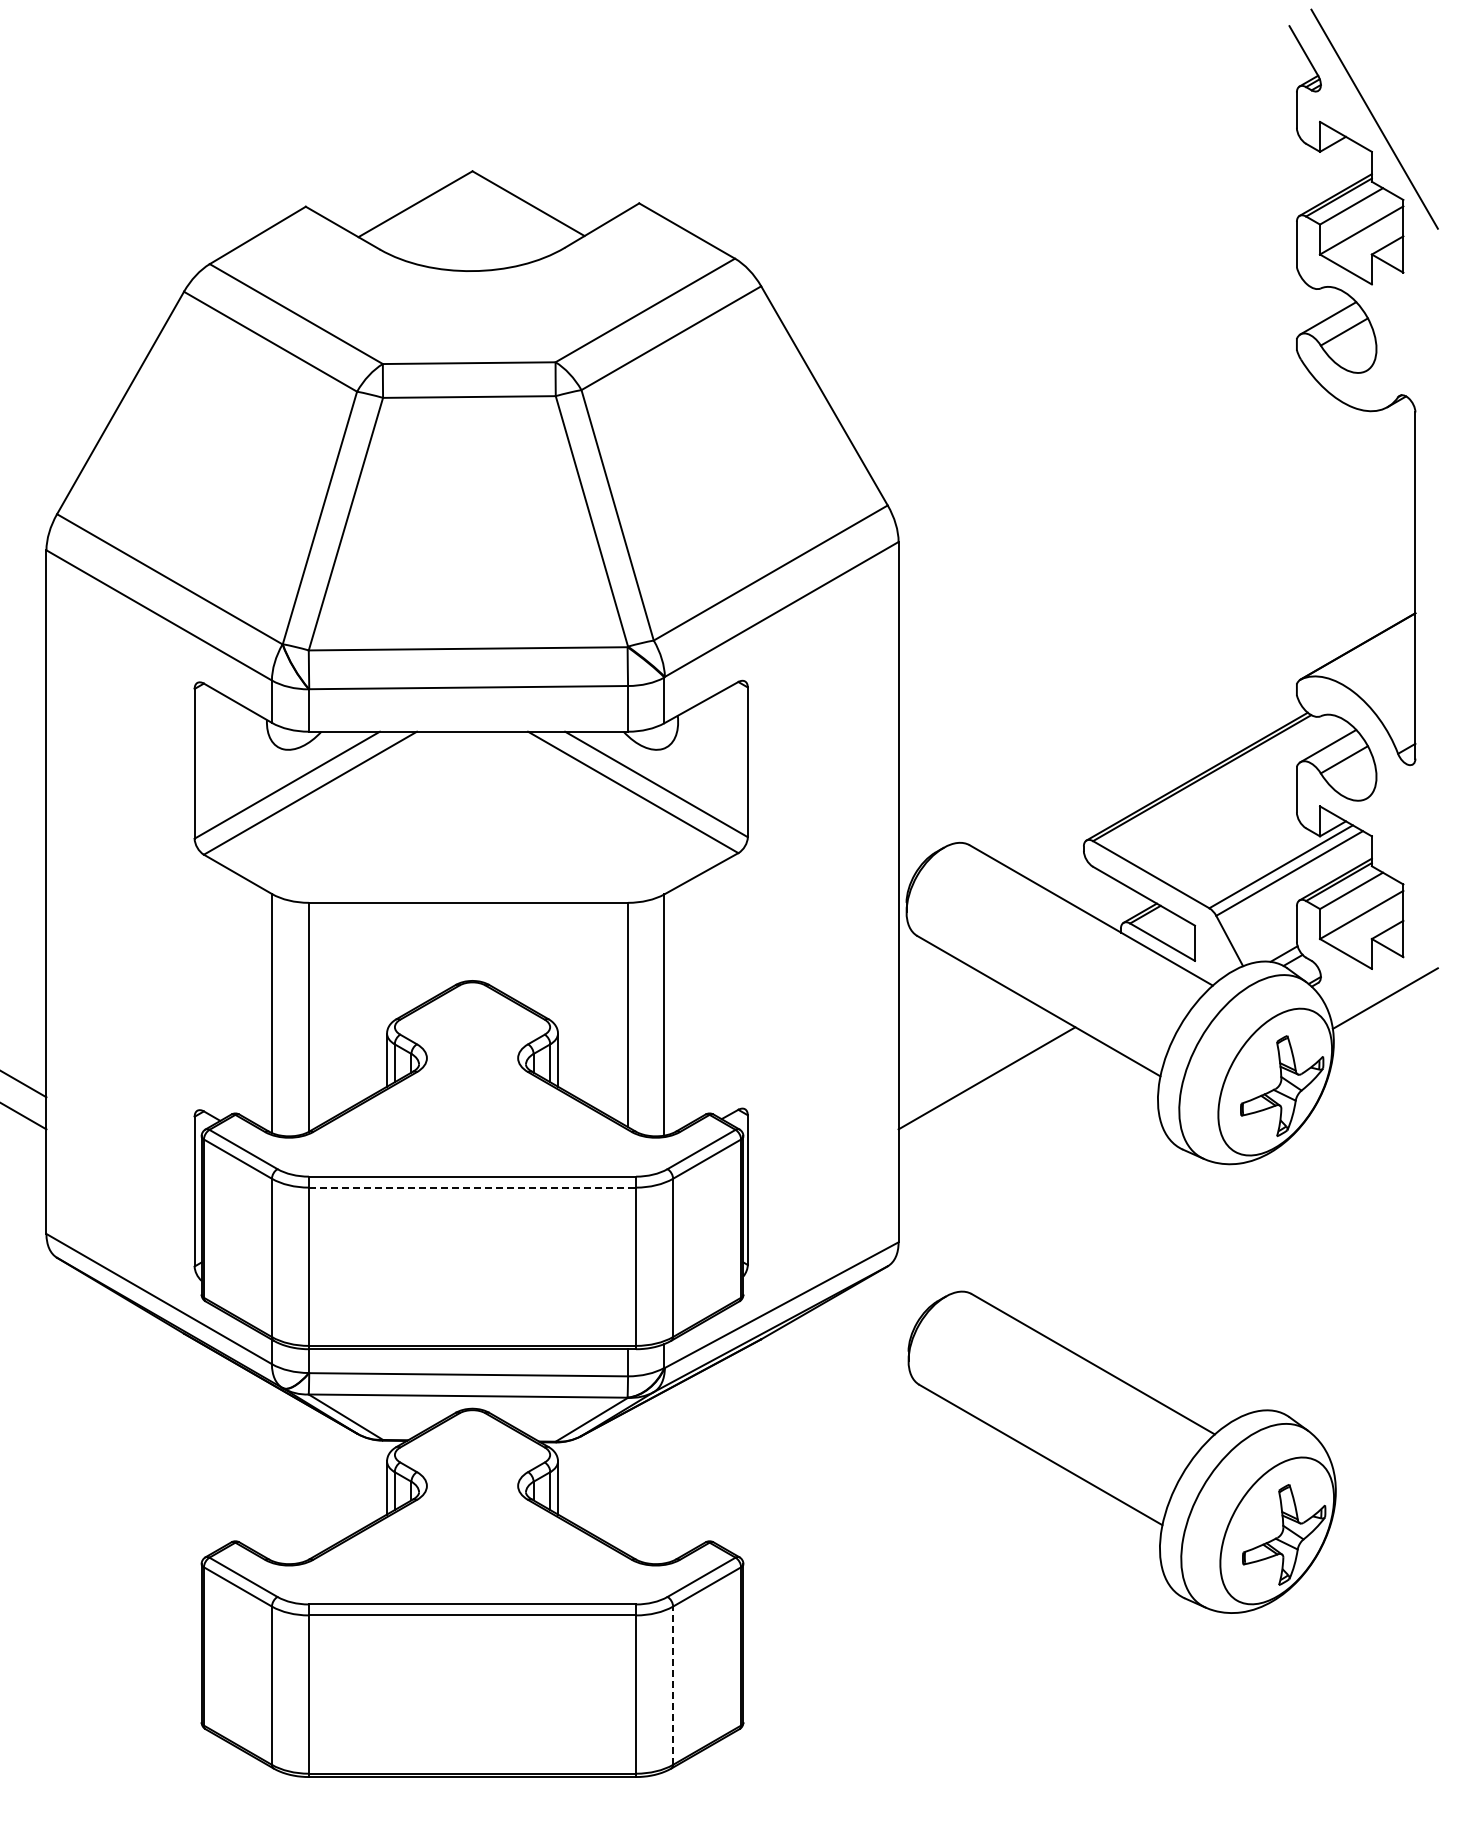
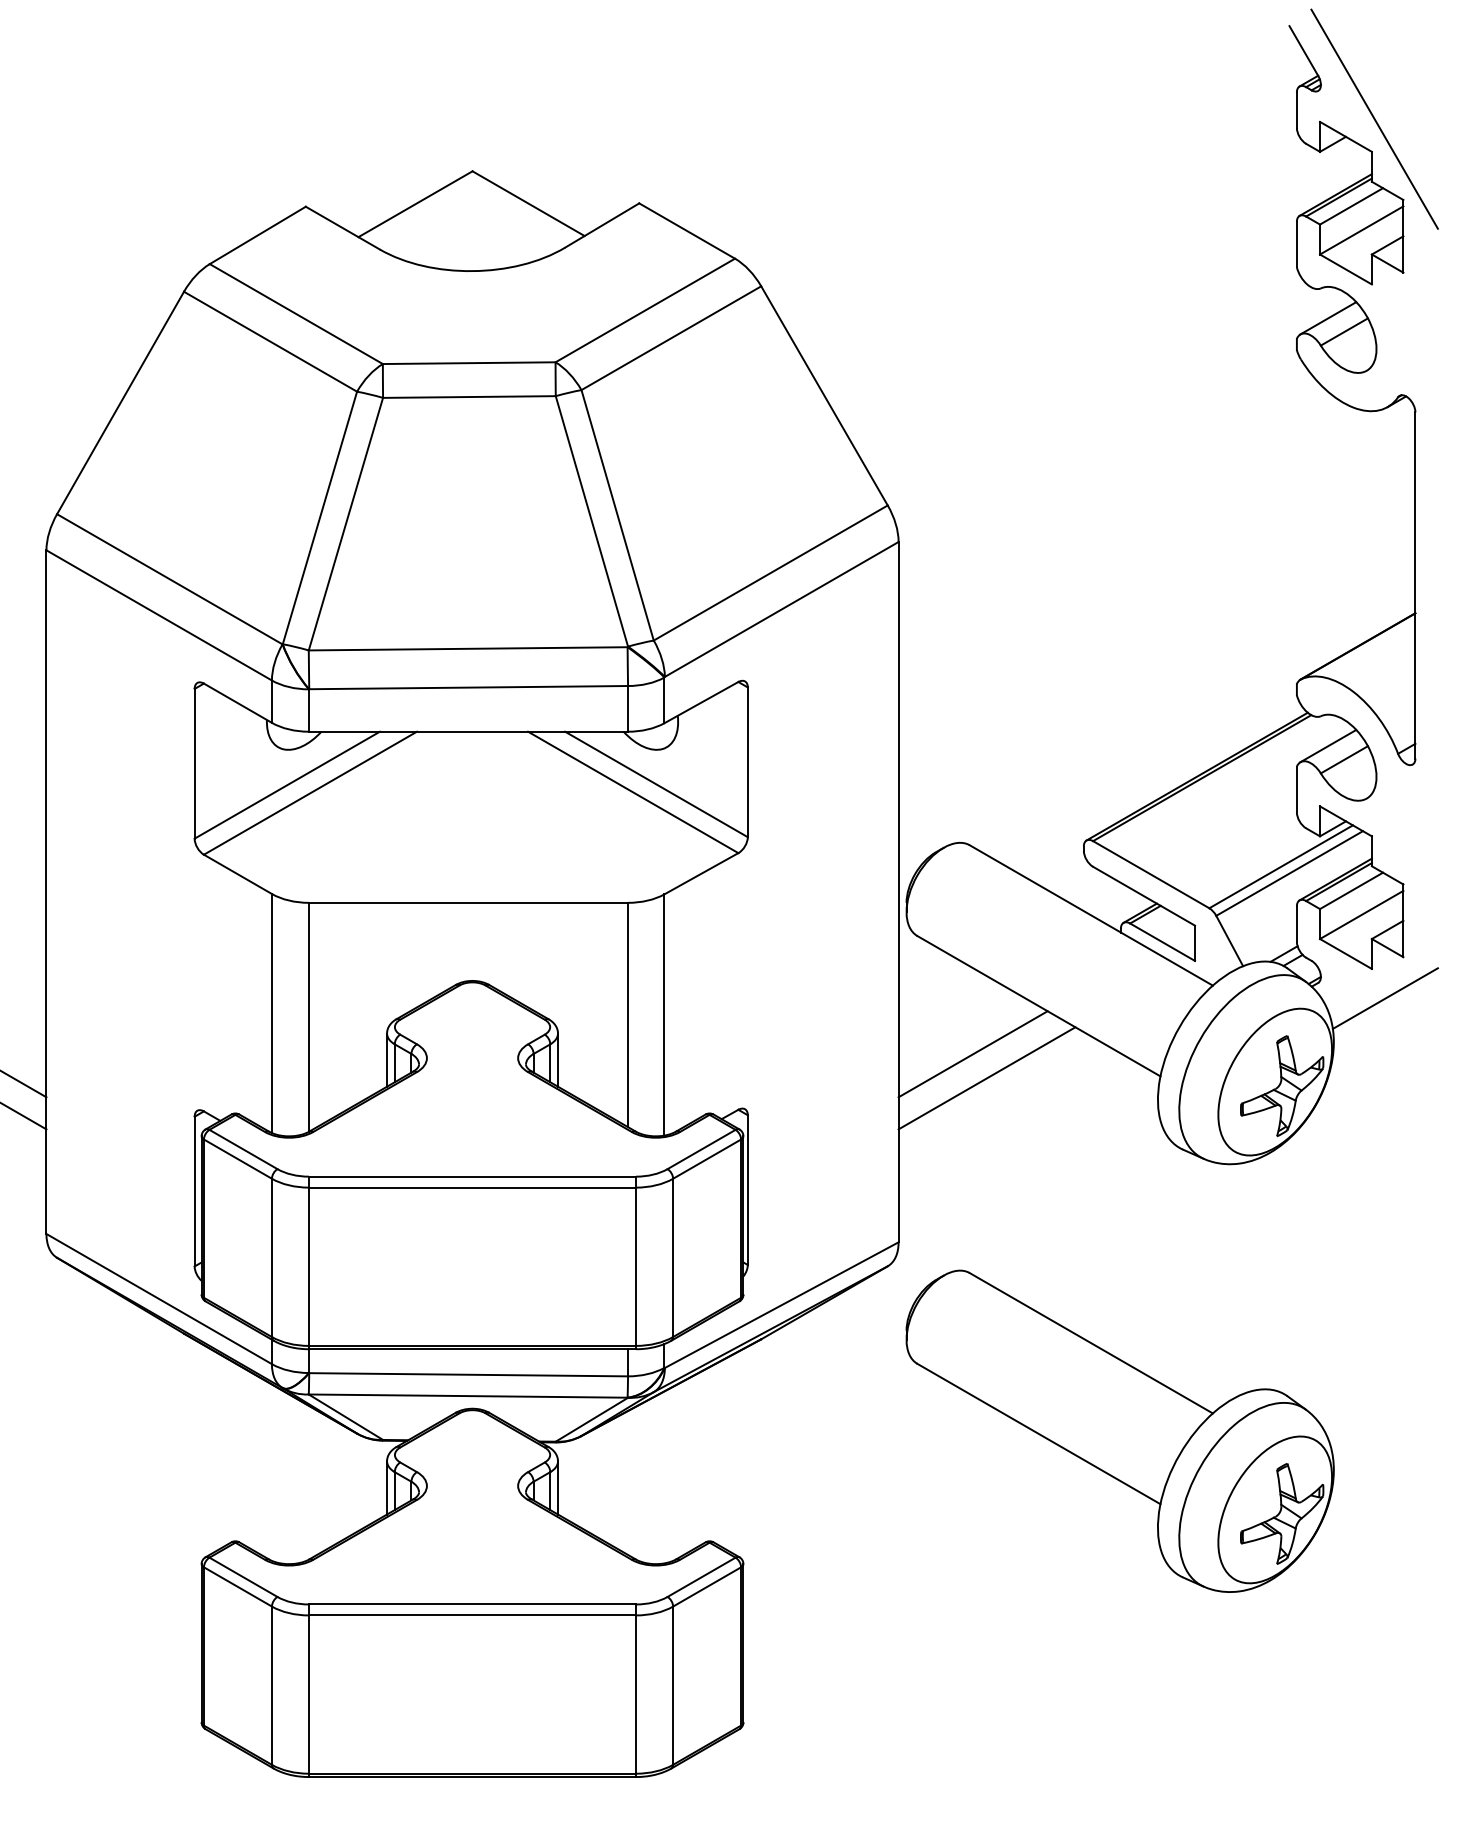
line: none -> present (972, 1054)
line: dashed -> solid (472, 1187)
part position: (1121, 1451) -> (1119, 1430) (1119, 1430)
line: dashed -> solid (673, 1685)
